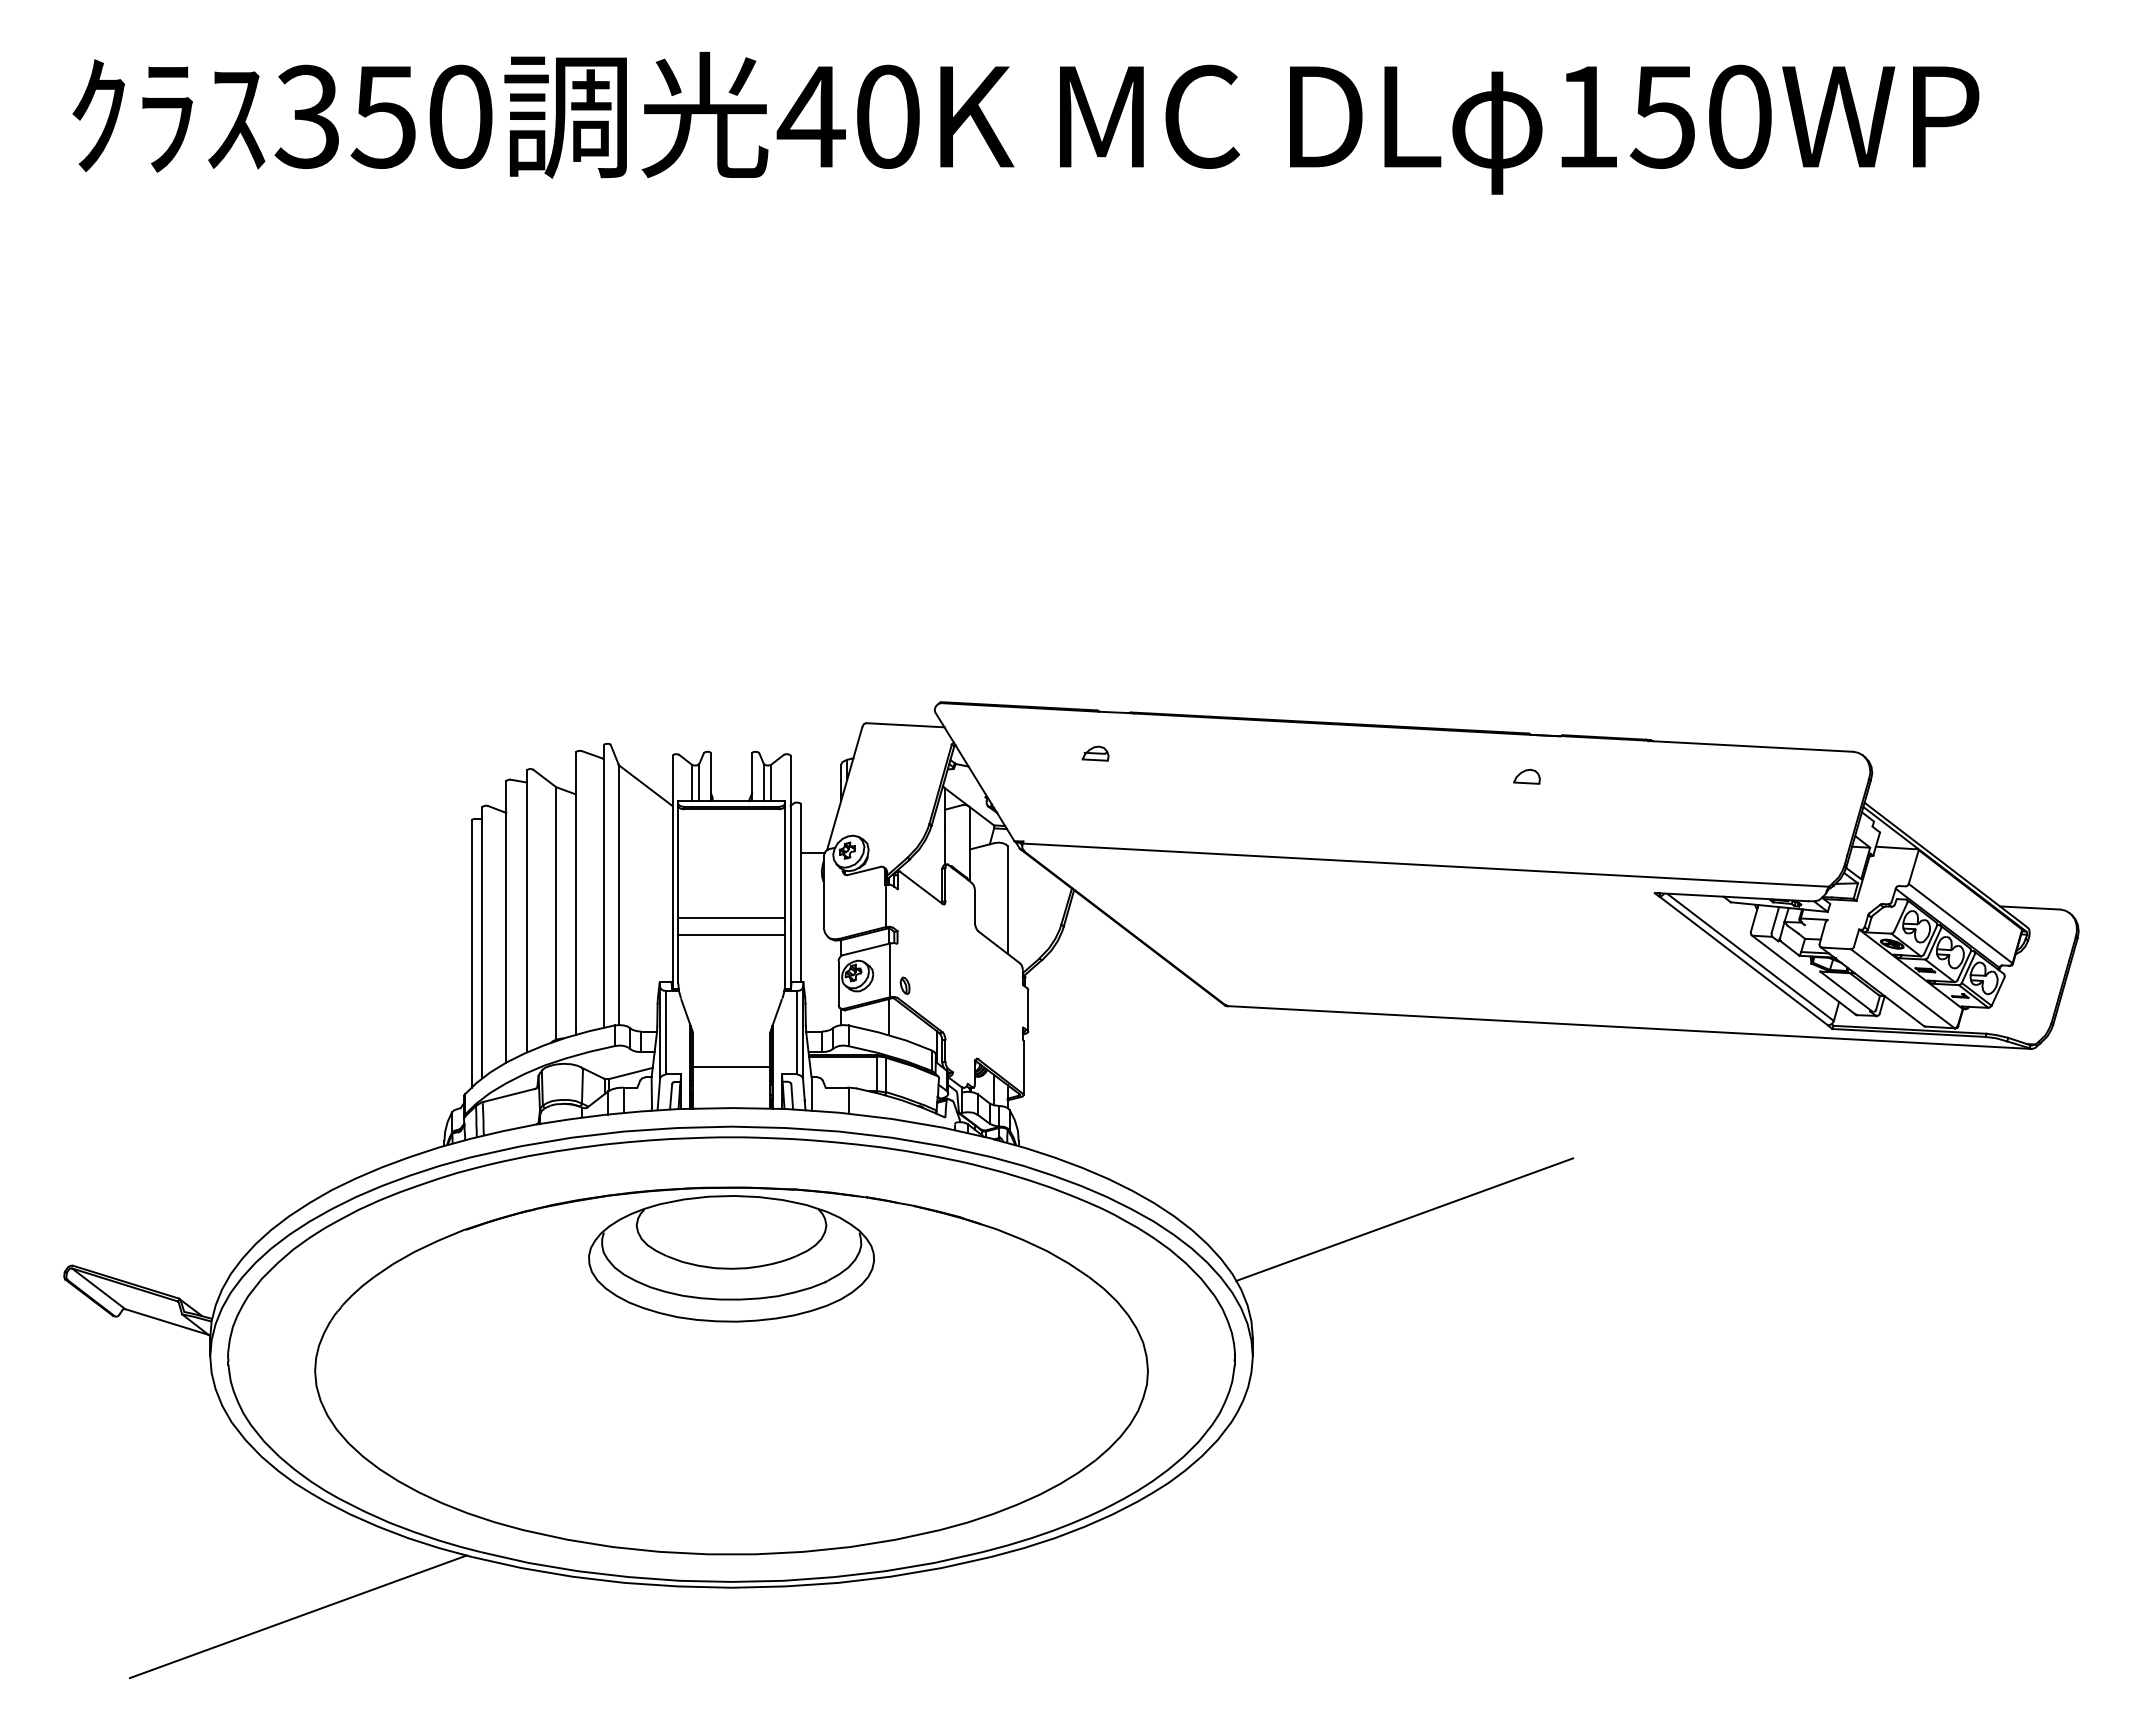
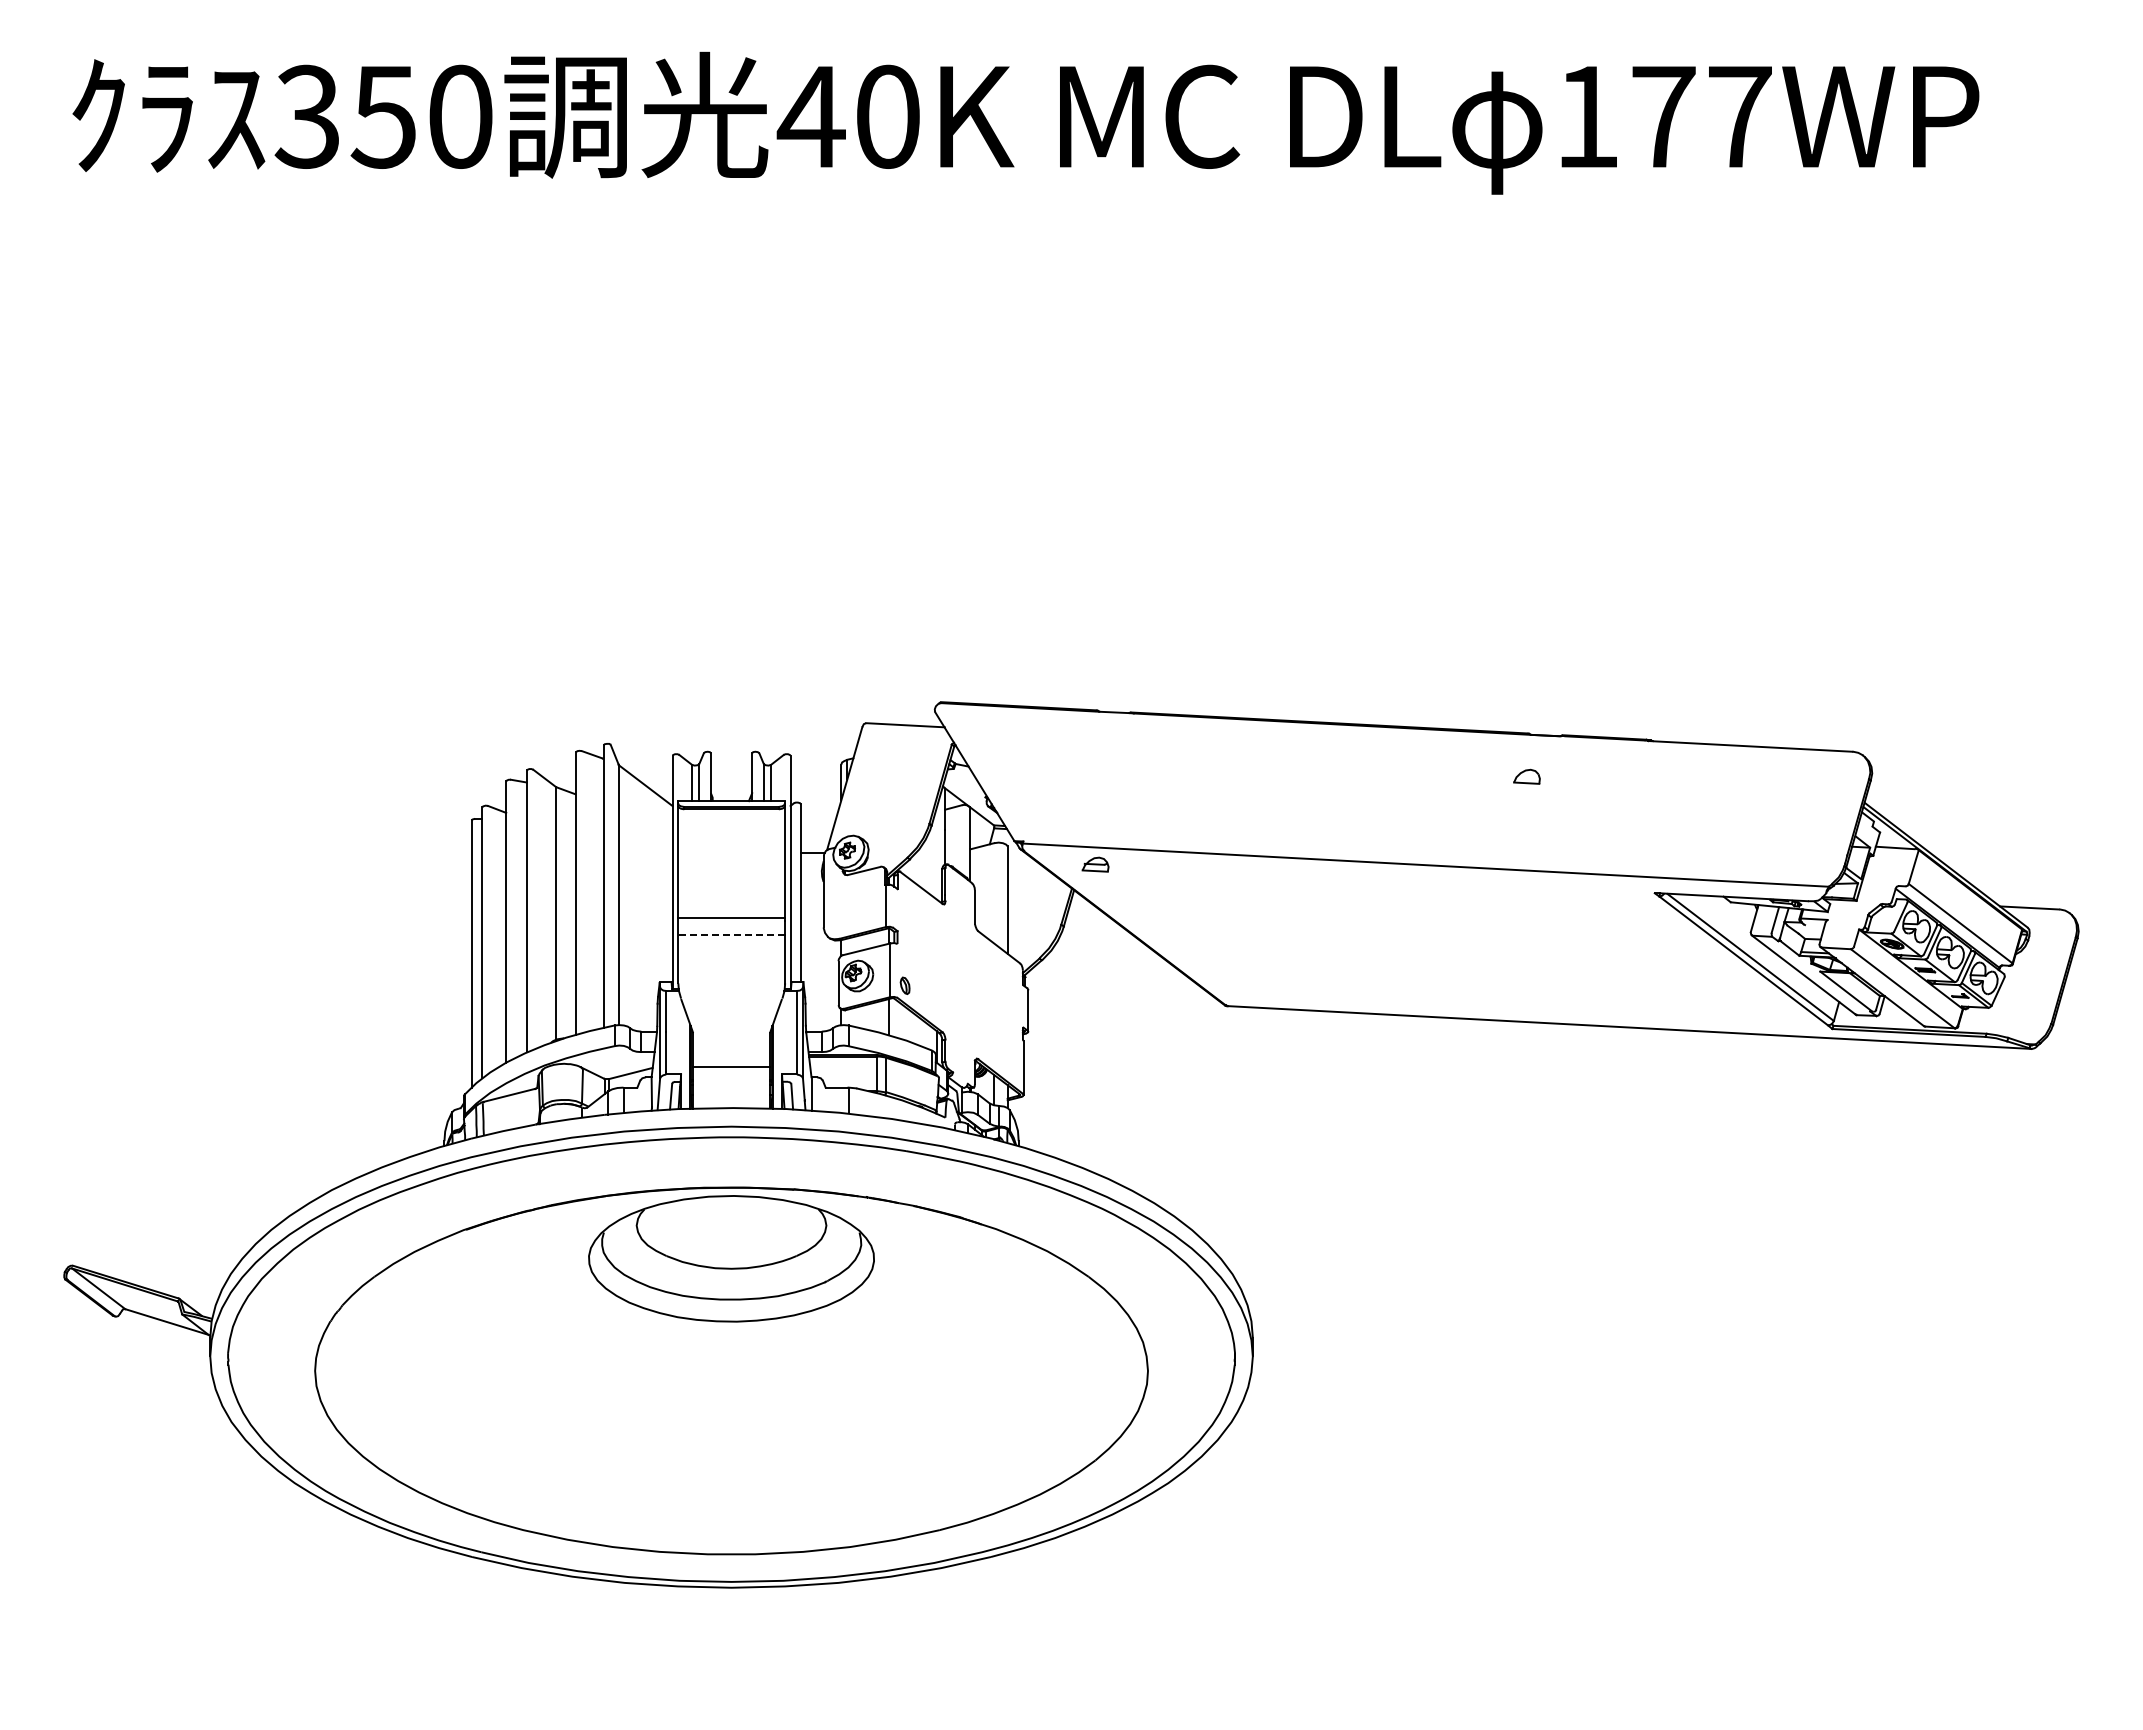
text: 150WP -> 177WP (1700, 116)
part position: (1095, 753) -> (1095, 864) (1095, 864)
line: solid -> dashed (731, 935)
line: present -> none (1404, 1219)
line: present -> none (297, 1616)
